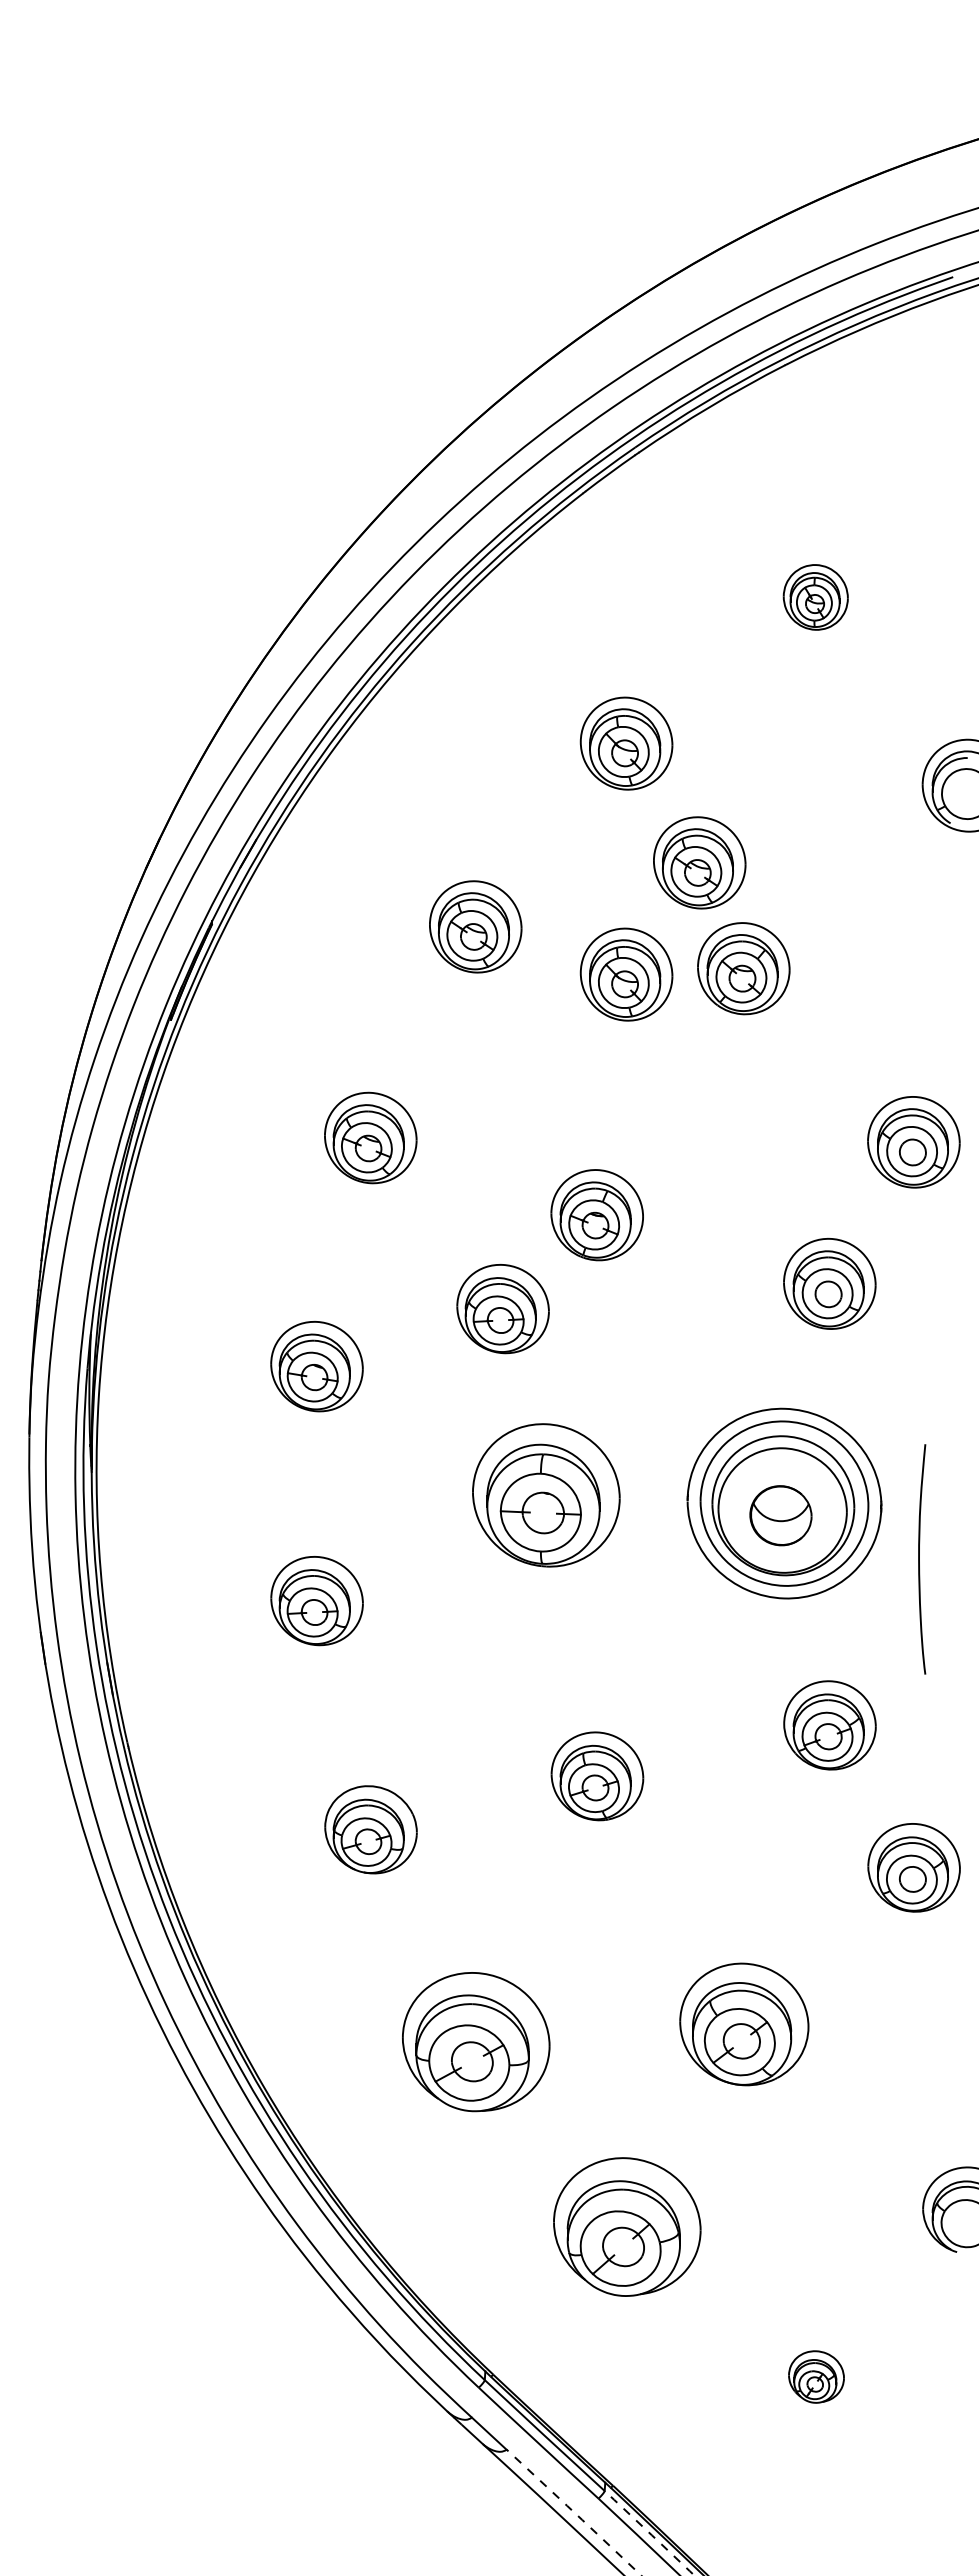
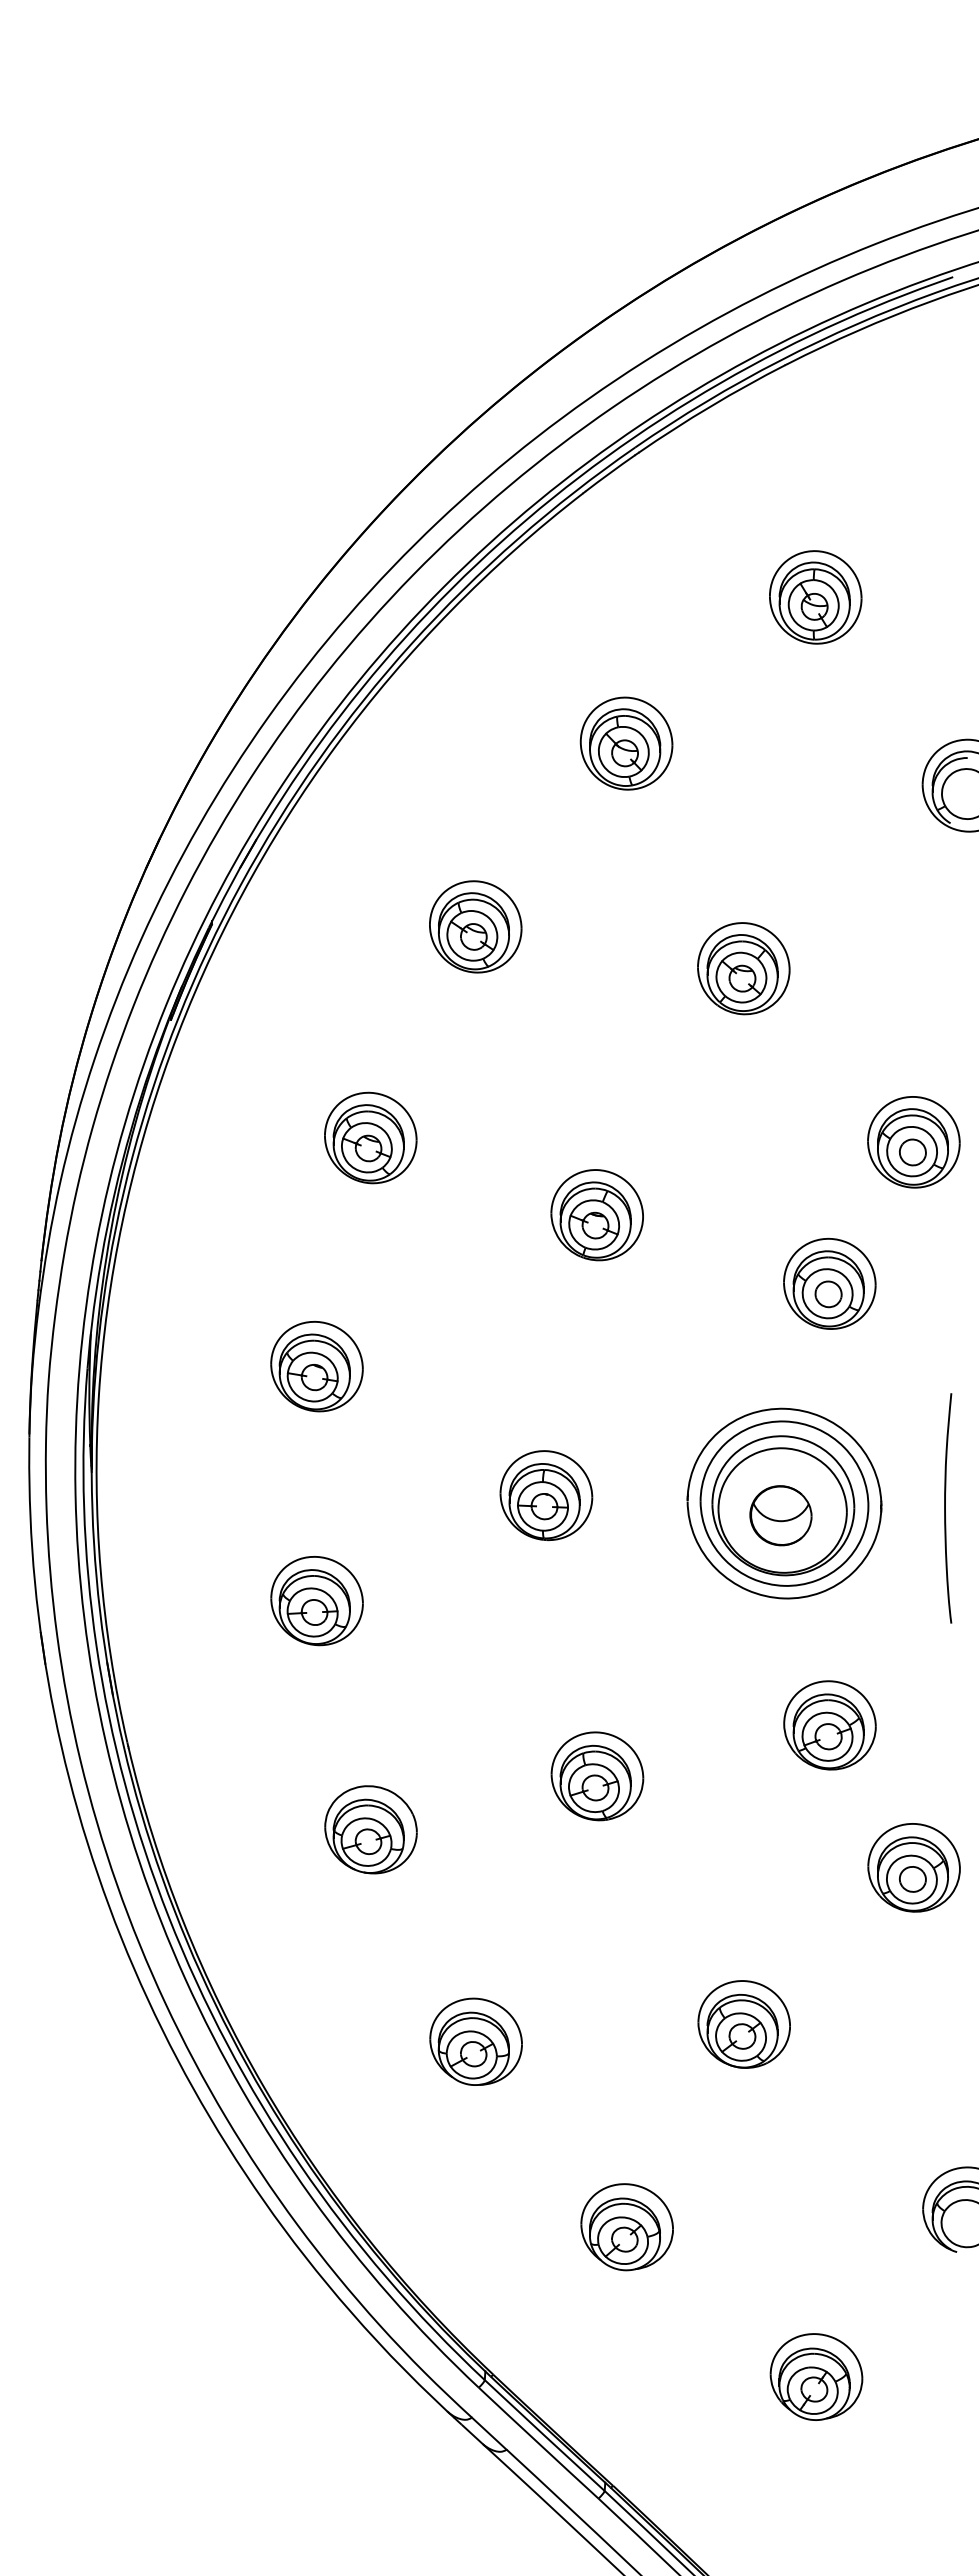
part size: 67x67 px -> 94x95 px (815, 597)
part: present -> none (699, 862)
part: present -> none (626, 974)
part: present -> none (502, 1309)
part size: 149x145 px -> 95x92 px (546, 1495)
curve position: (919, 1559) -> (945, 1508) (945, 1508)
part size: 131x125 px -> 94x89 px (743, 2024)
part size: 149x141 px -> 94x89 px (475, 2041)
part size: 149x140 px -> 94x89 px (626, 2227)
part size: 57x54 px -> 95x88 px (816, 2376)
arc: dashed -> solid (573, 2512)
arc: dashed -> solid (649, 2533)
